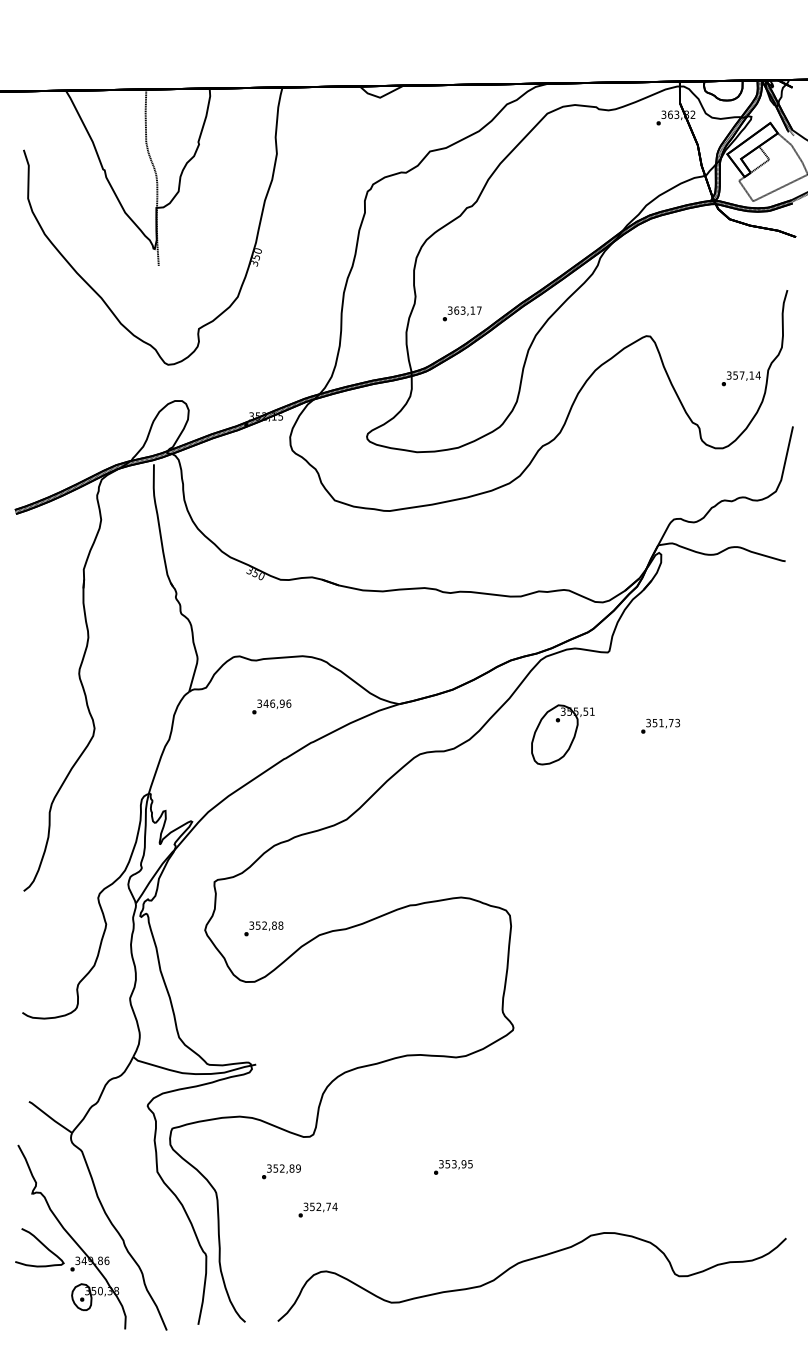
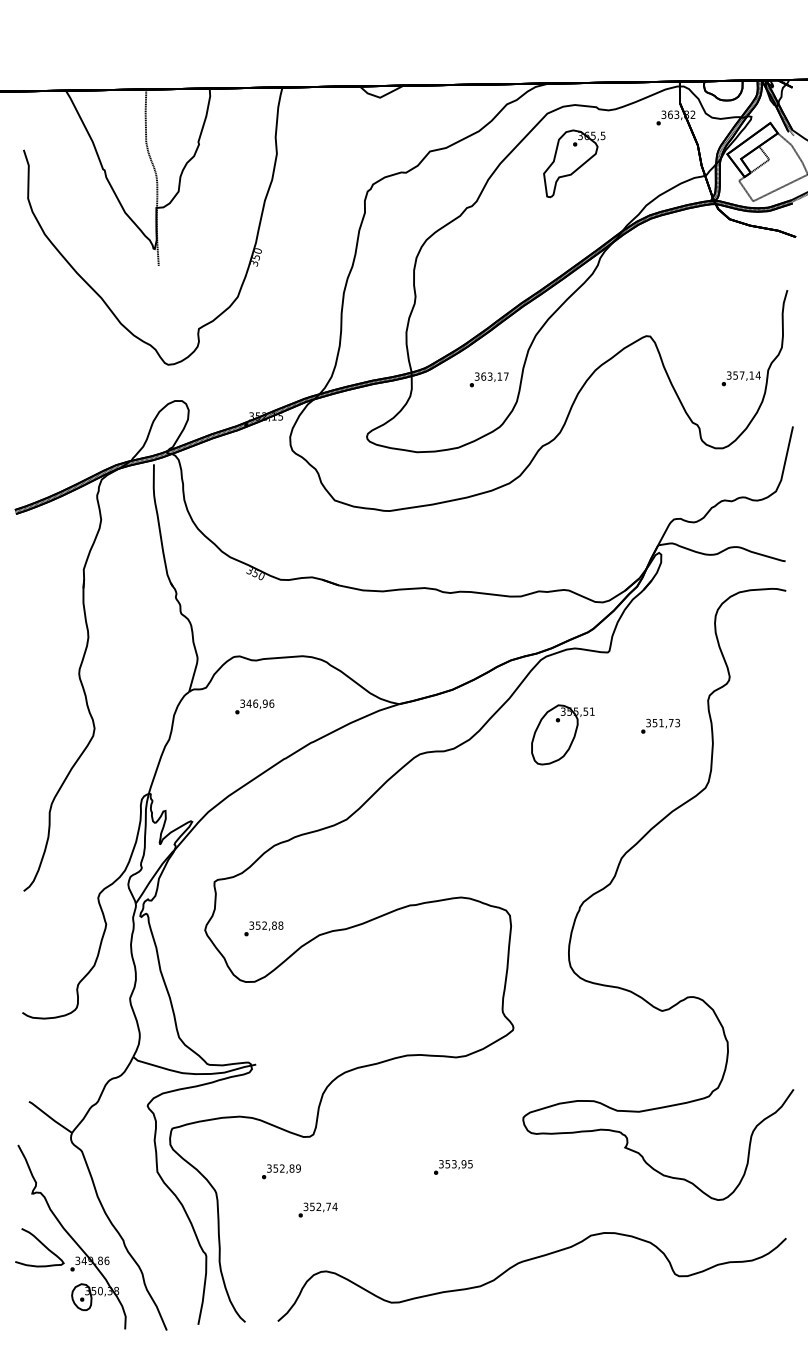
part: none -> present (574, 163)
text position: (461, 313) -> (488, 379) (488, 379)
text position: (271, 706) -> (254, 706) (254, 706)
curve: none -> present (616, 875)
